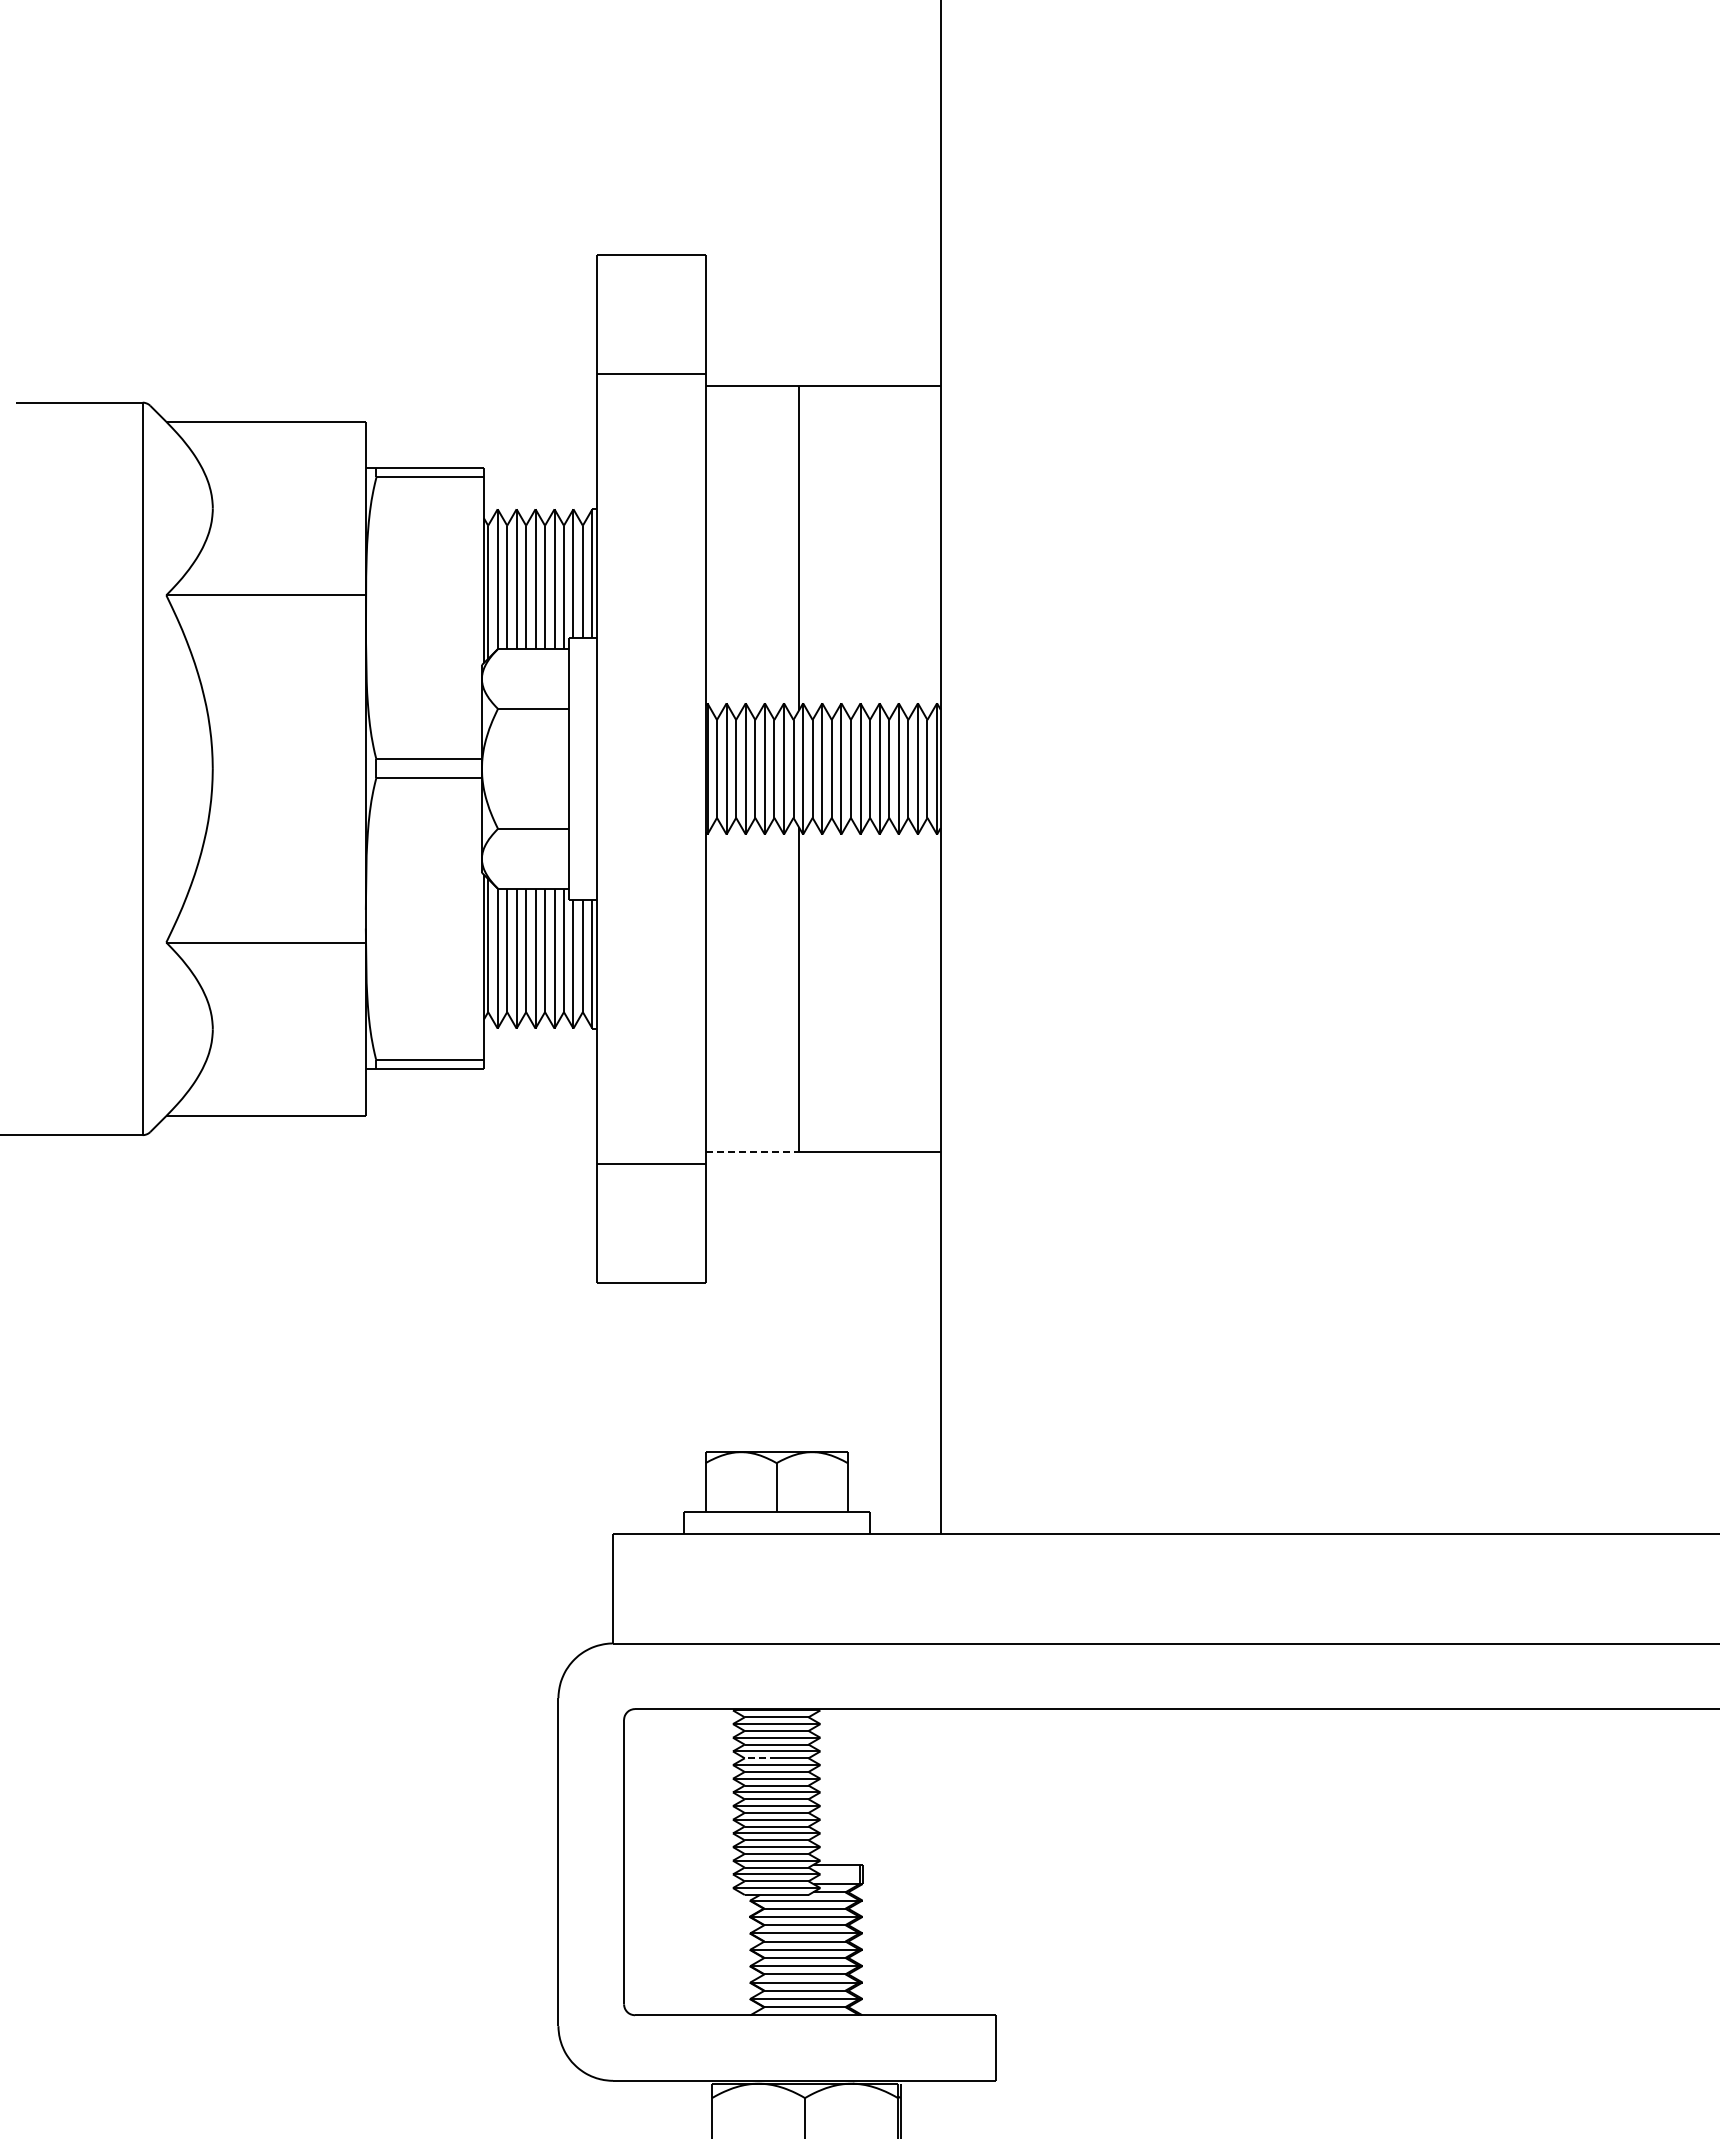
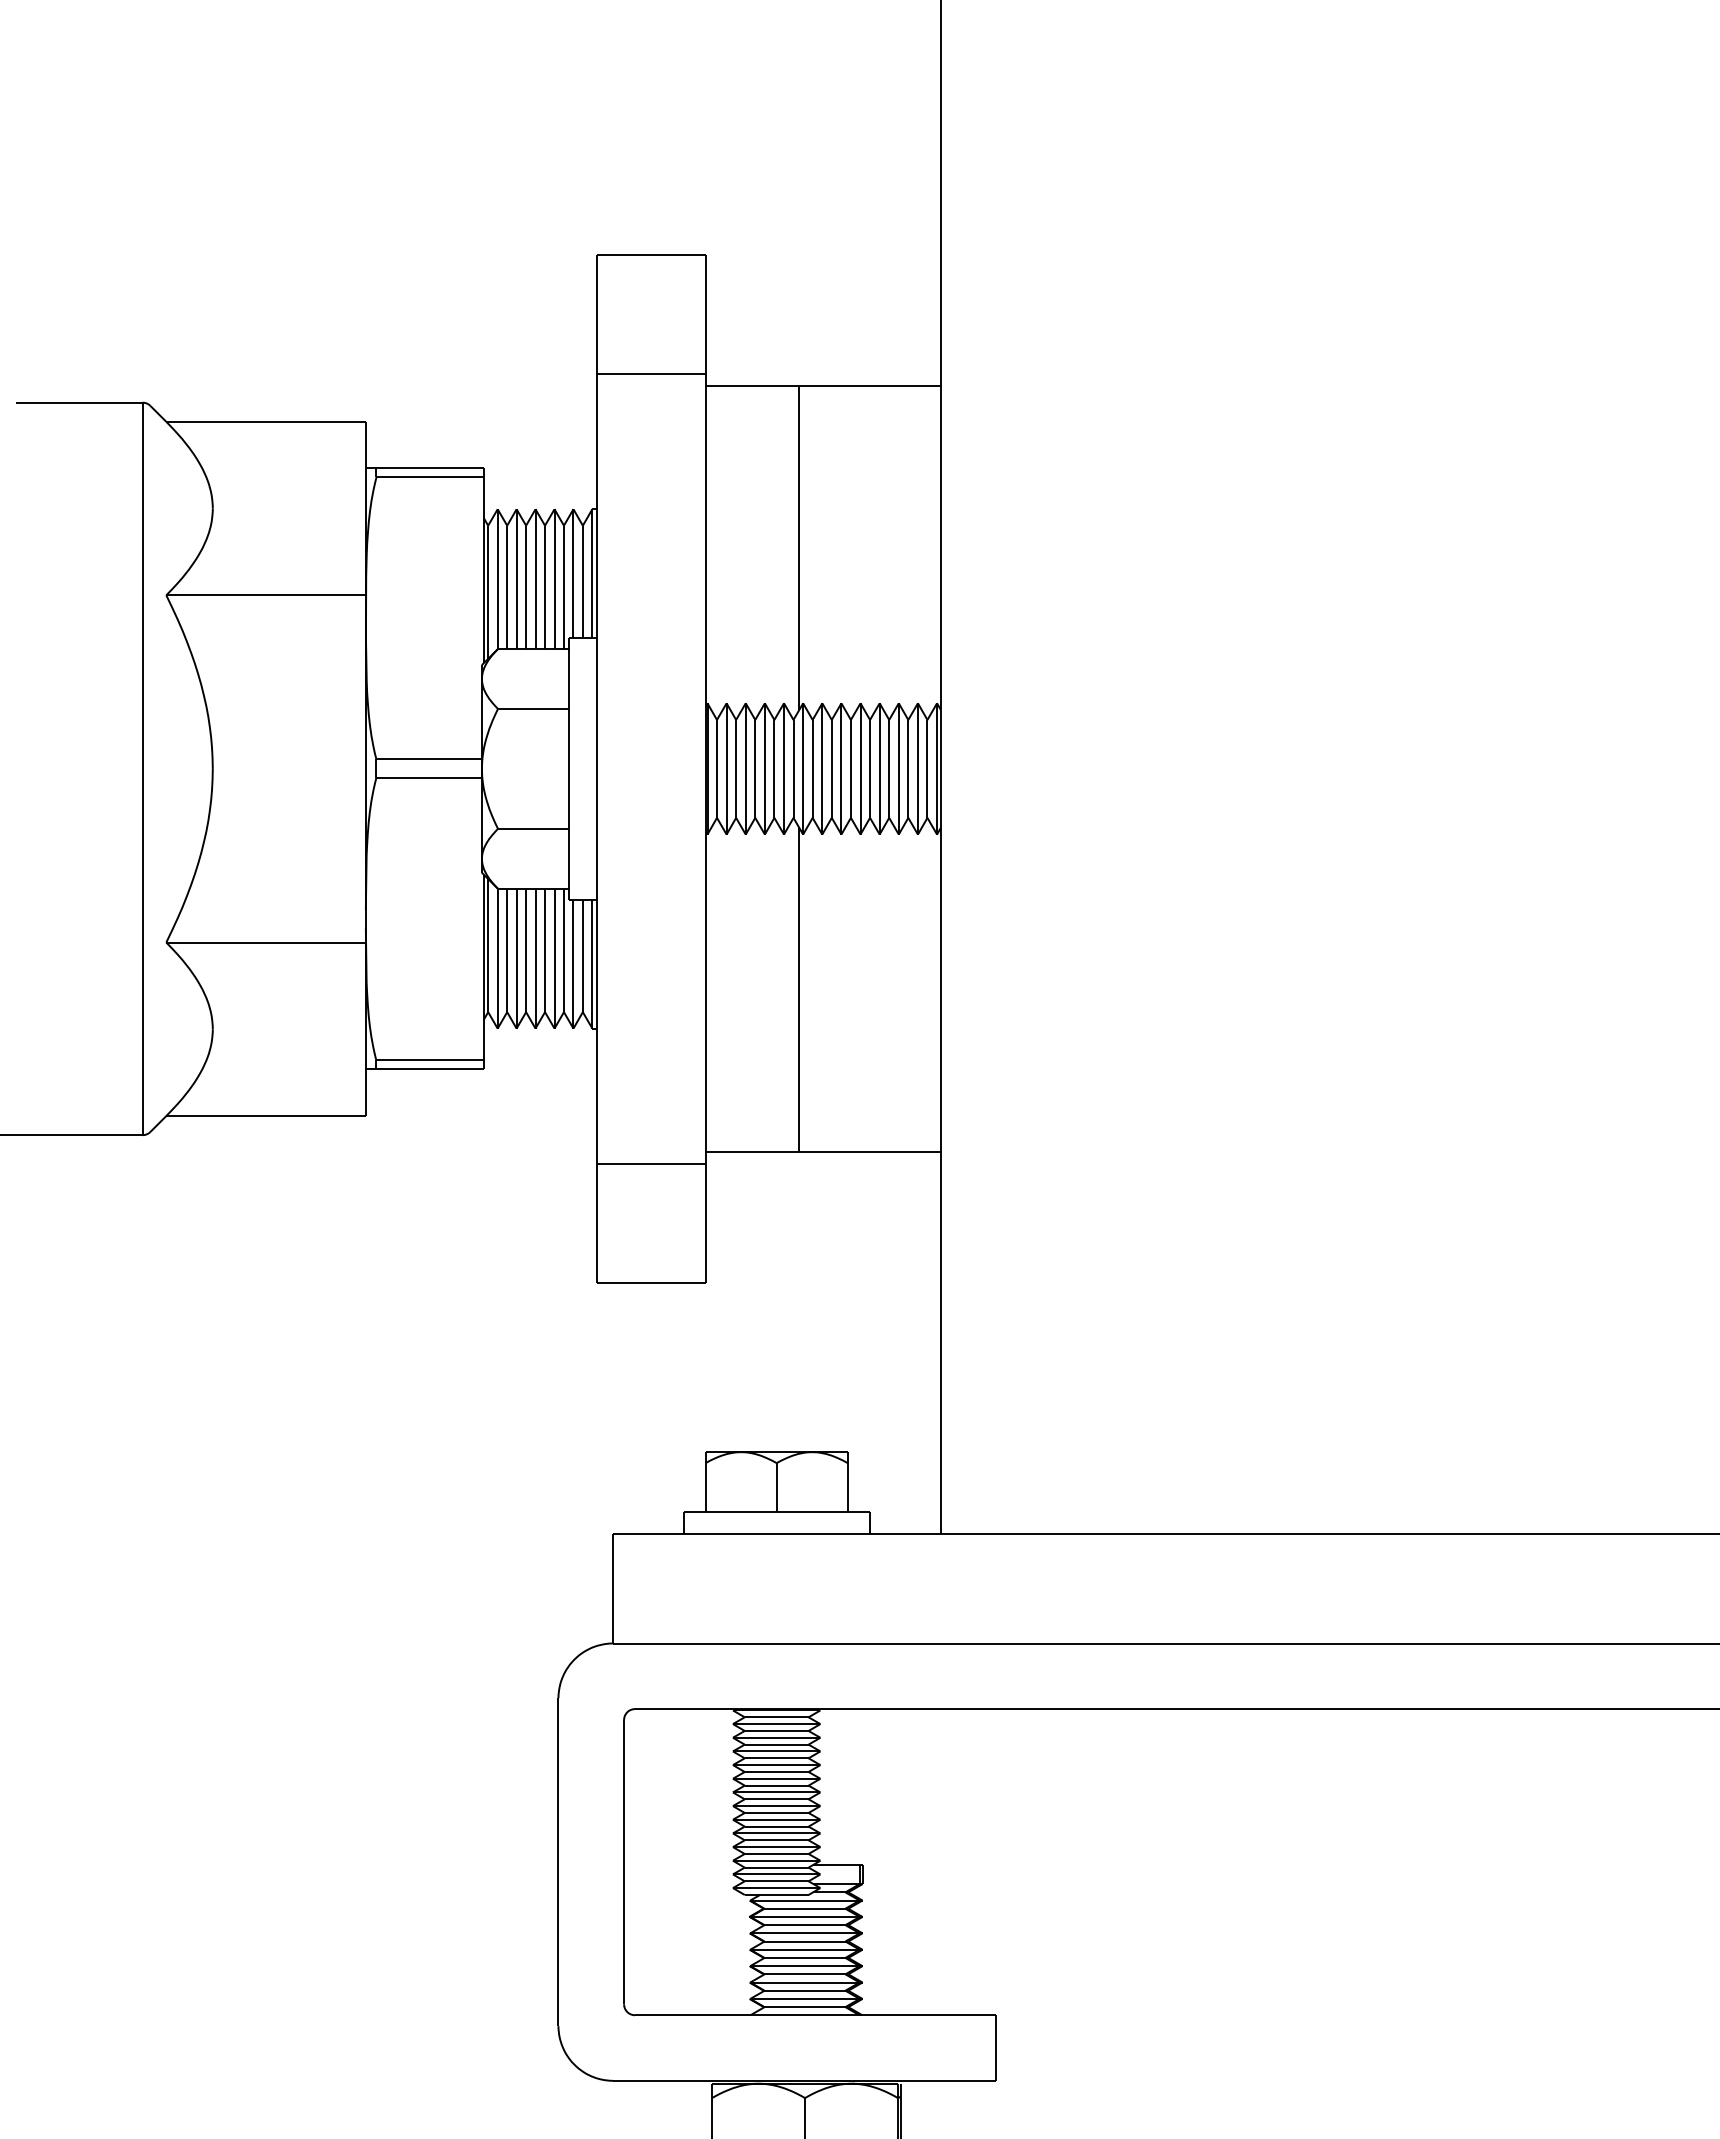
line: dashed -> solid (753, 1151)
line: dashed -> solid (760, 1758)
